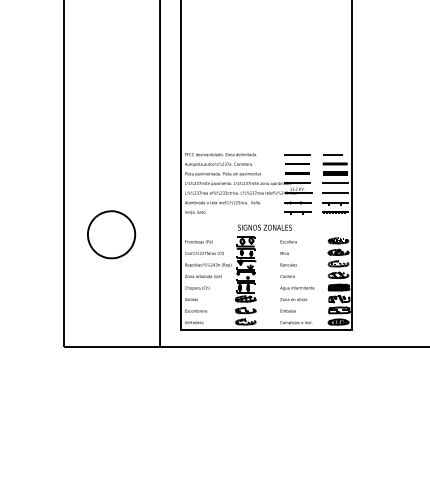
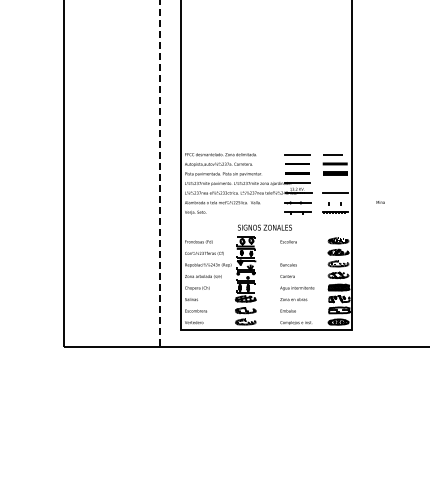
line: solid -> dashed (160, 174)
line: present -> none (334, 183)
line: present -> none (334, 202)
part: present -> none (111, 234)
text position: (284, 253) -> (380, 202) (380, 202)
